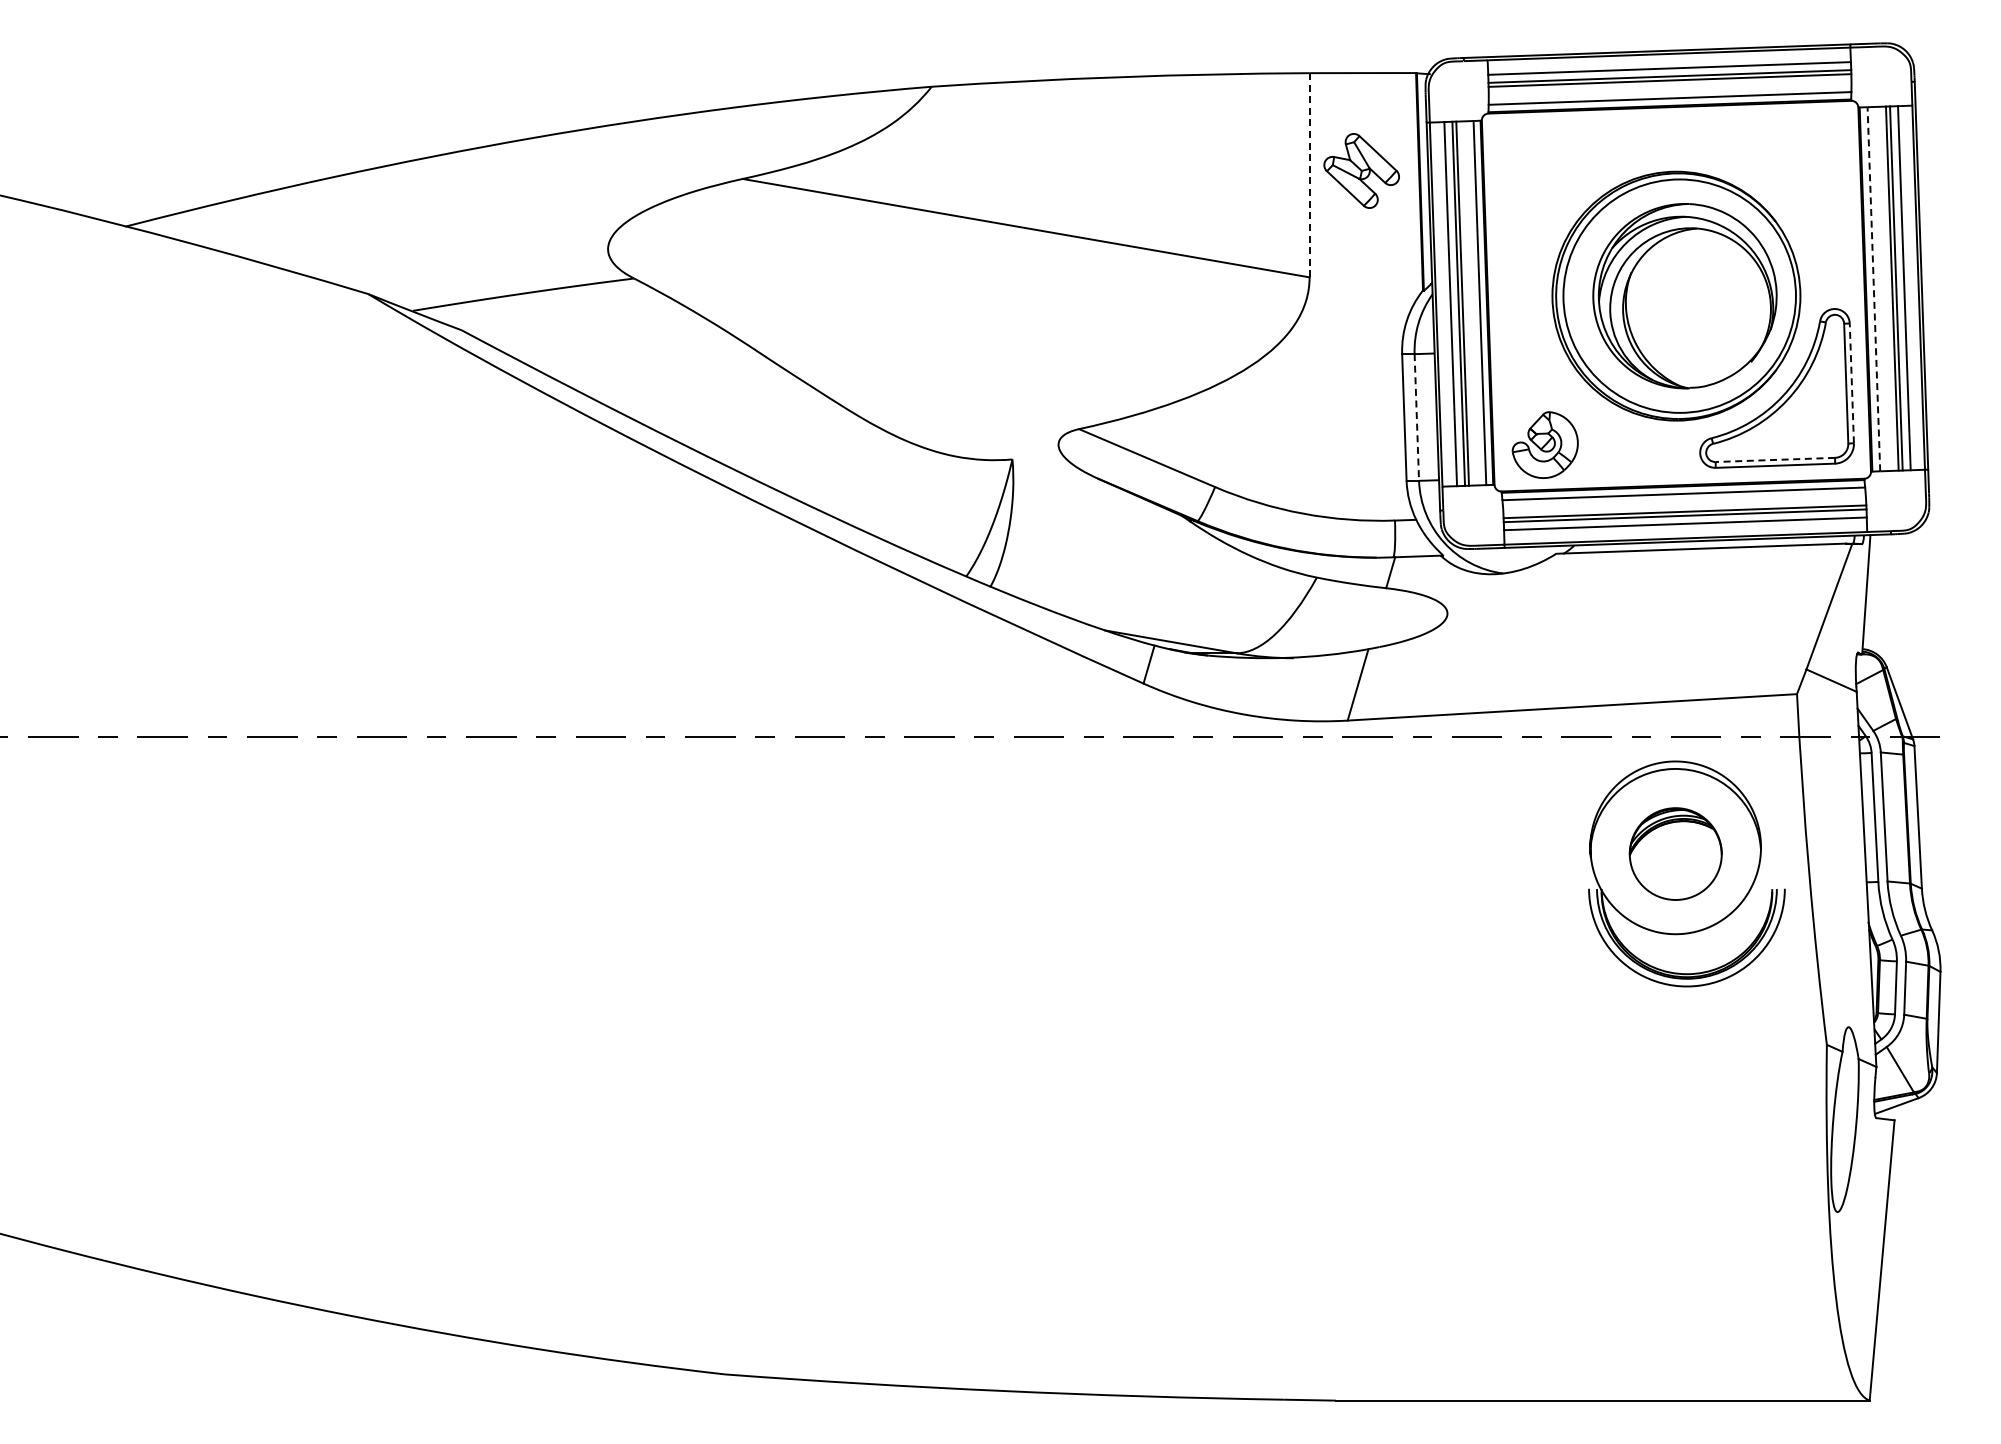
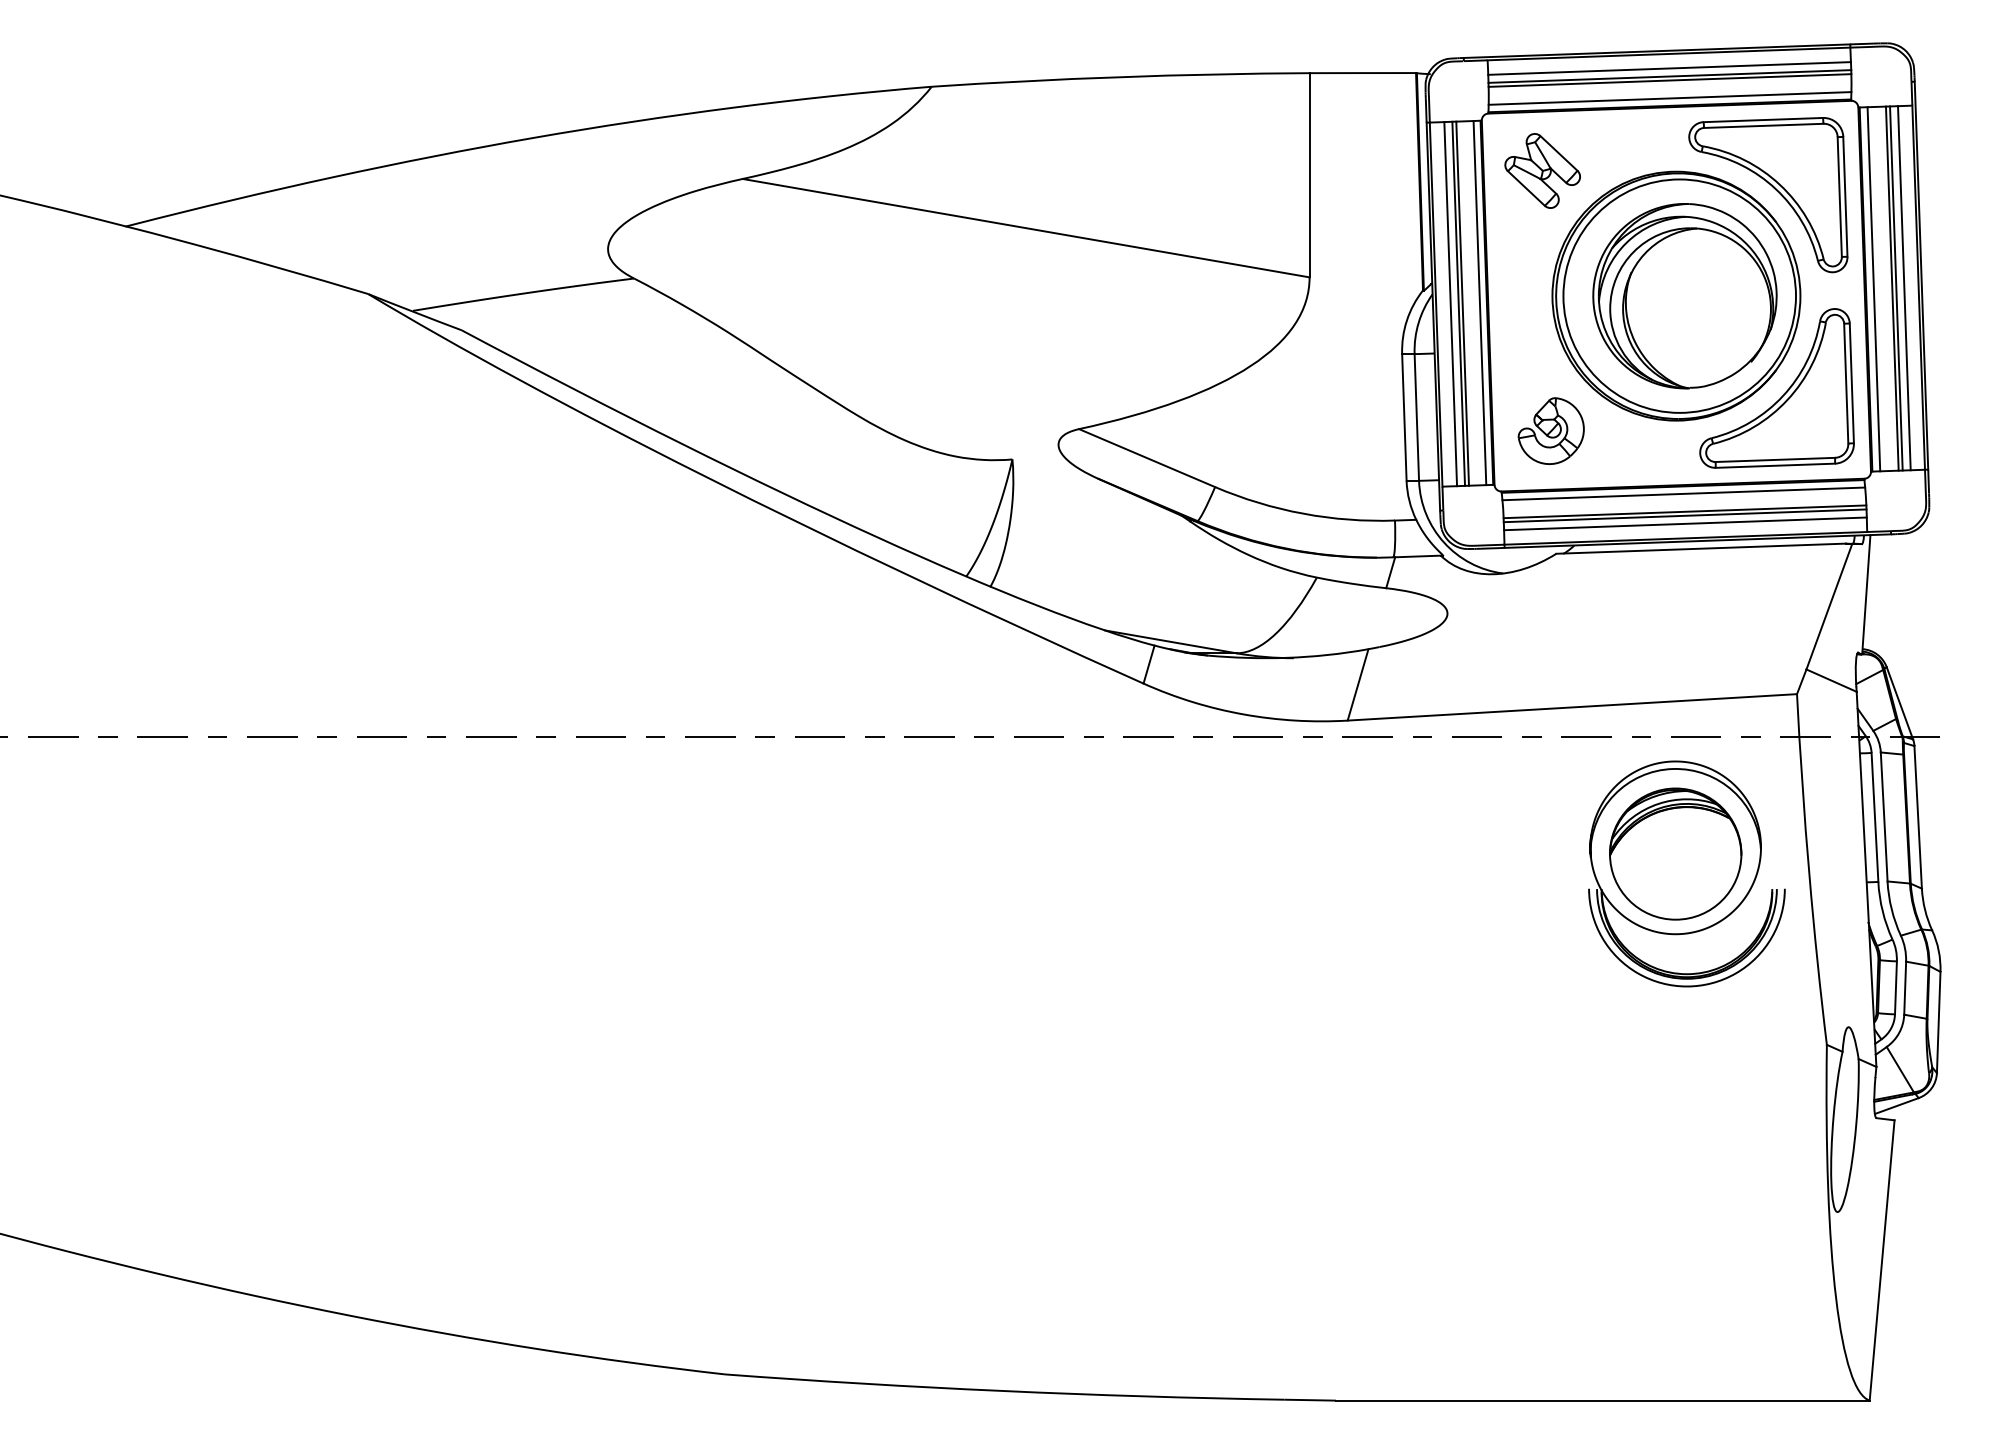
part position: (1361, 170) -> (1542, 170) (1542, 170)
line: dashed -> solid (1309, 174)
part: none -> present (1774, 189)
line: dashed -> solid (1873, 288)
line: dashed -> solid (1851, 383)
line: dashed -> solid (1416, 417)
part position: (1544, 444) -> (1550, 430) (1550, 430)
line: dashed -> solid (1775, 459)
part size: 95x94 px -> 134x134 px (1675, 853)
